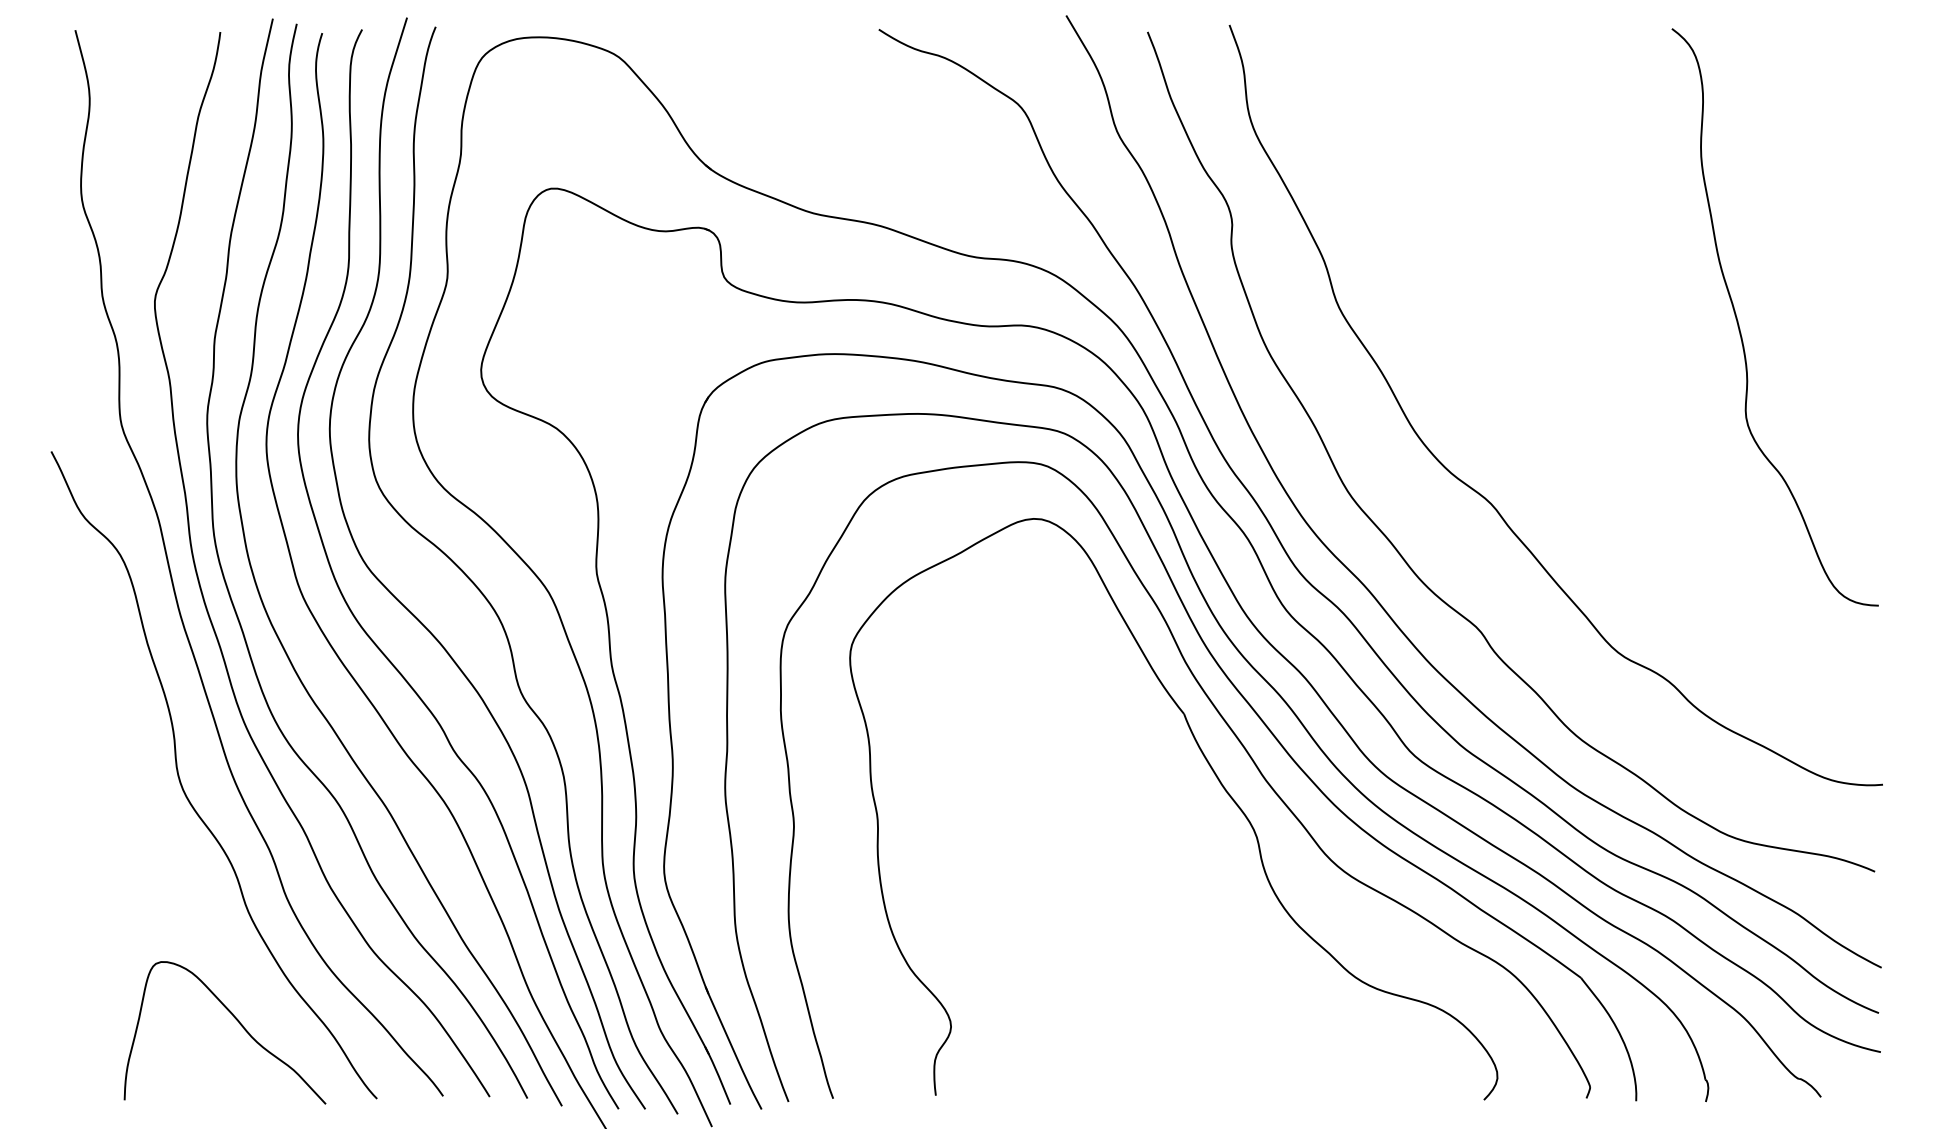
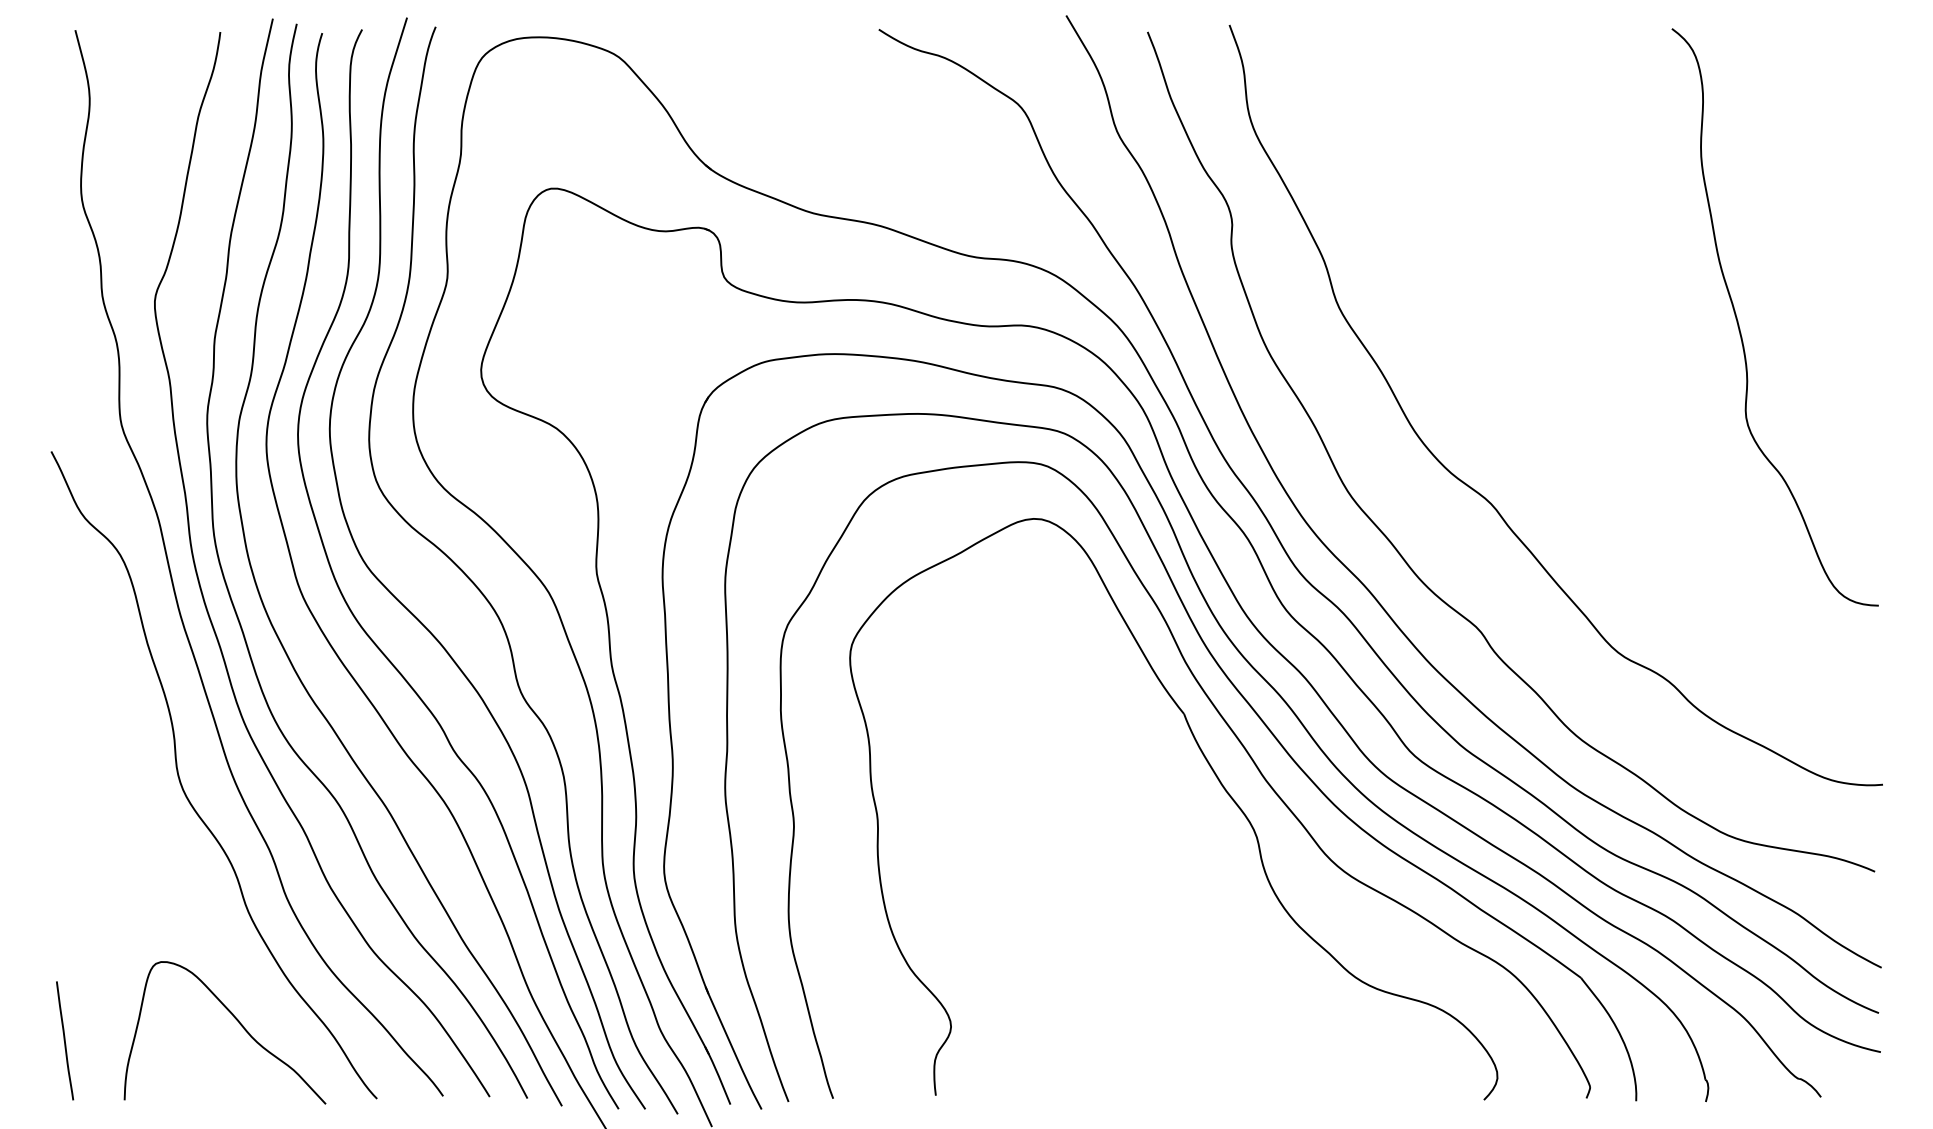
line: none -> present (65, 1040)
